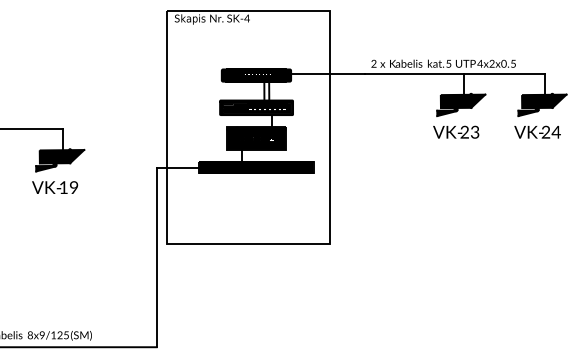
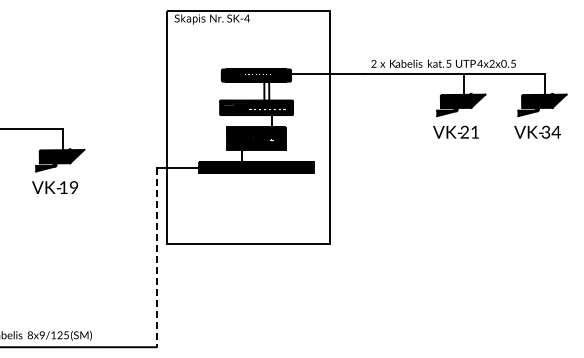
text: 23 -> 21 (475, 131)
text: 24 -> 34 (545, 134)
line: solid -> dashed (156, 257)
